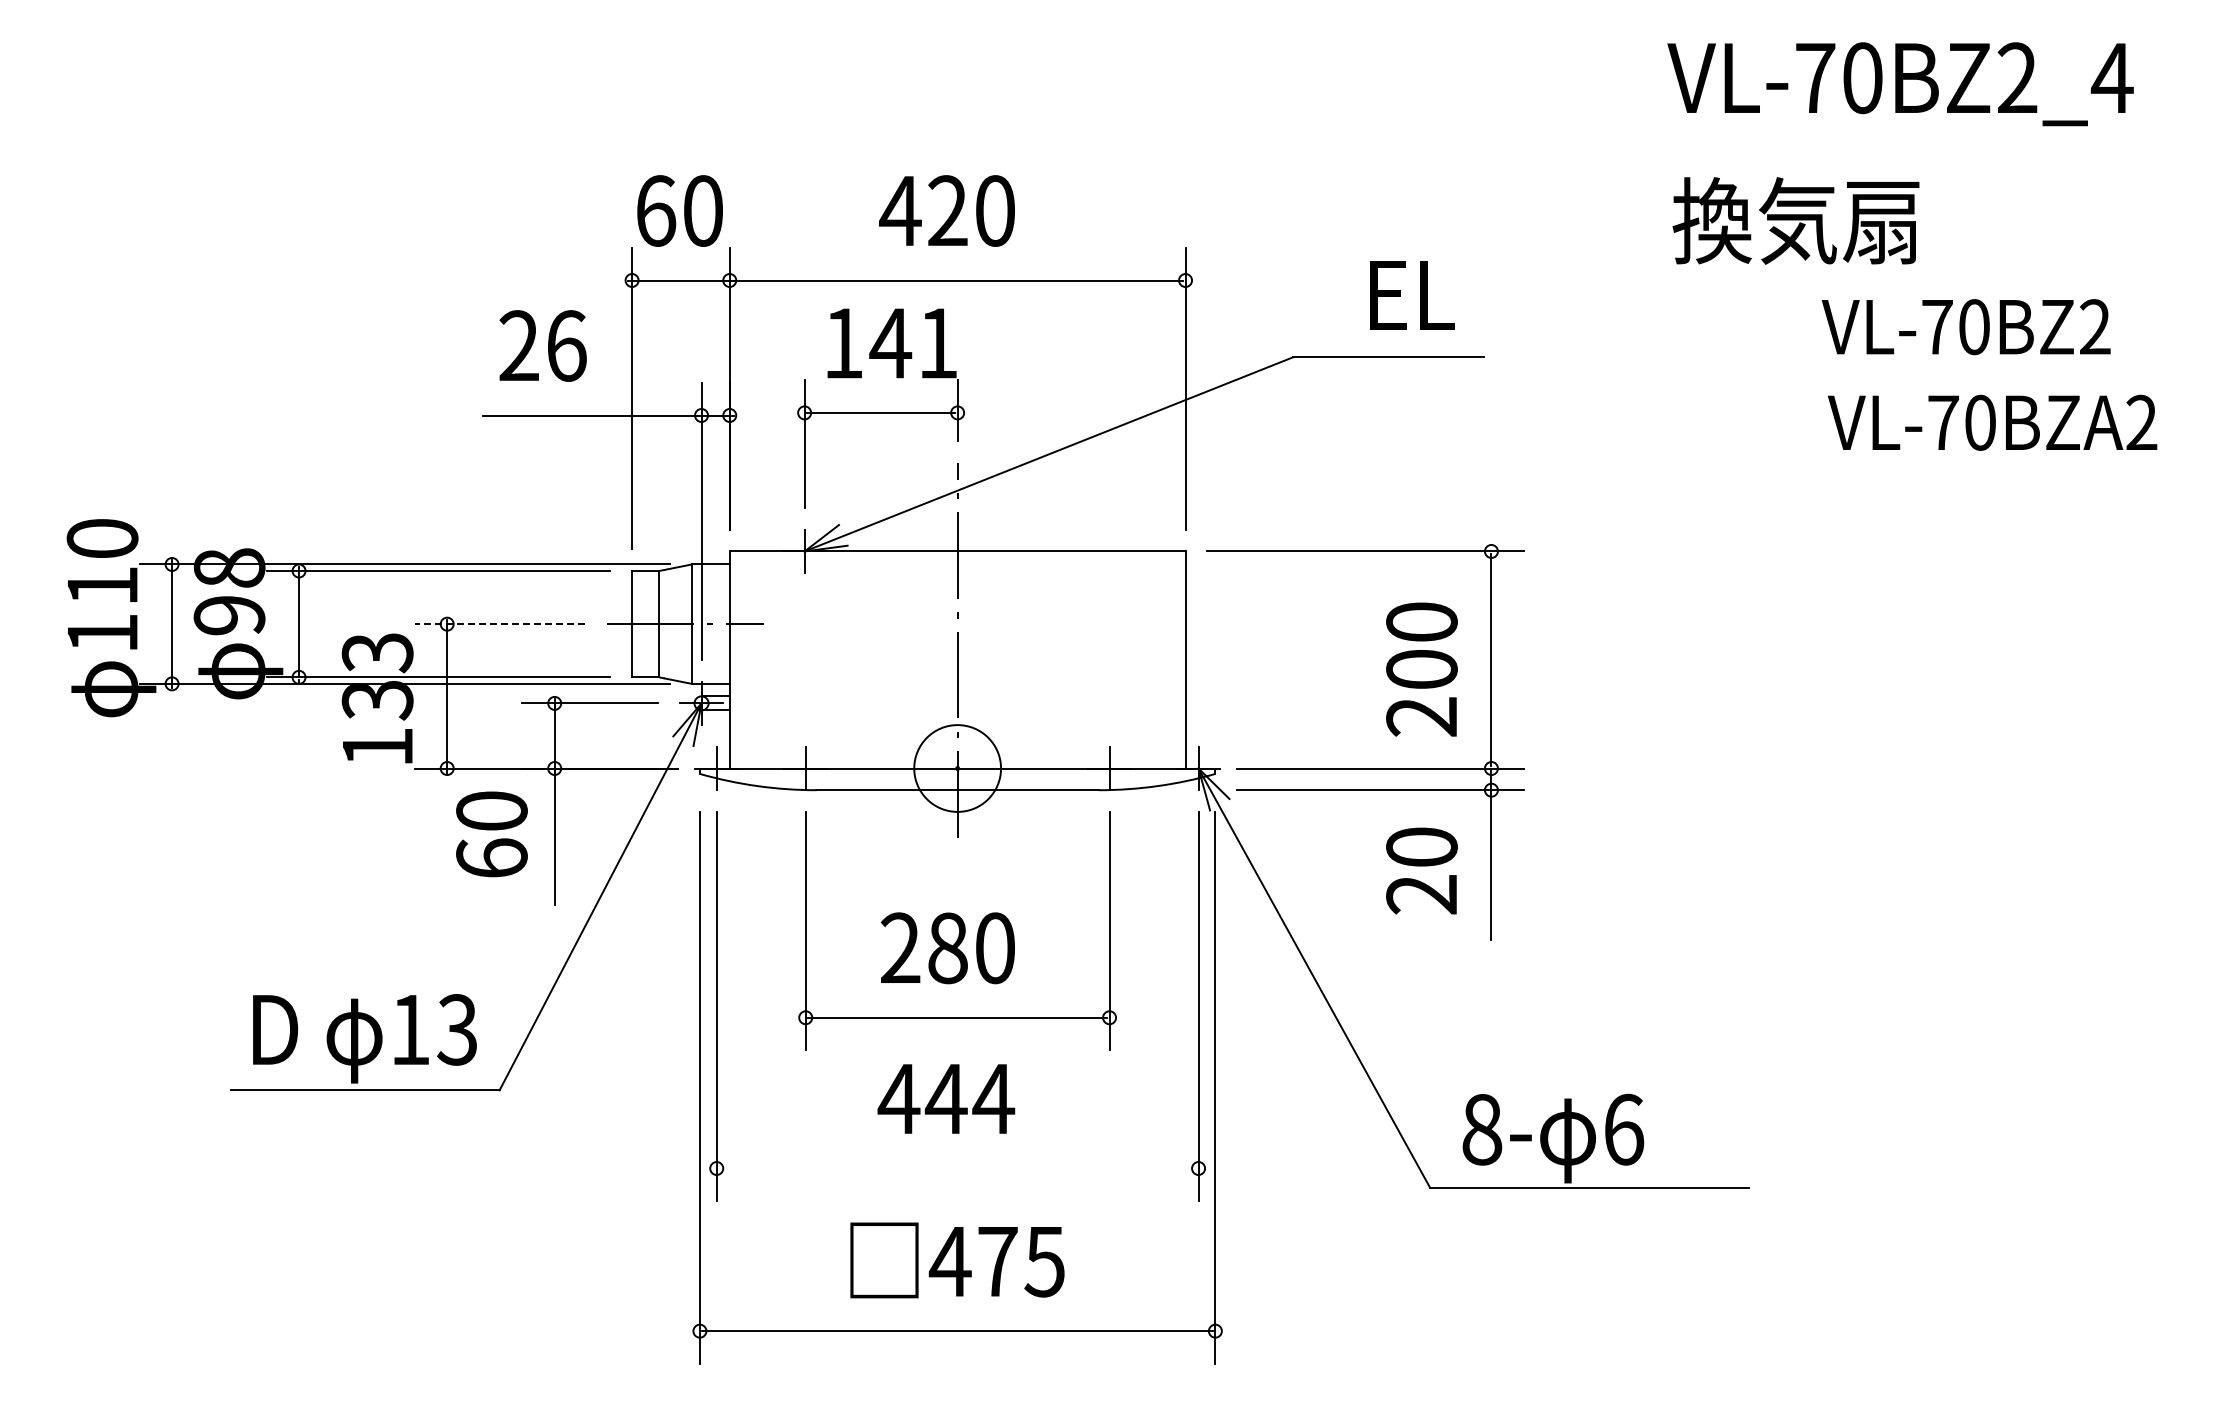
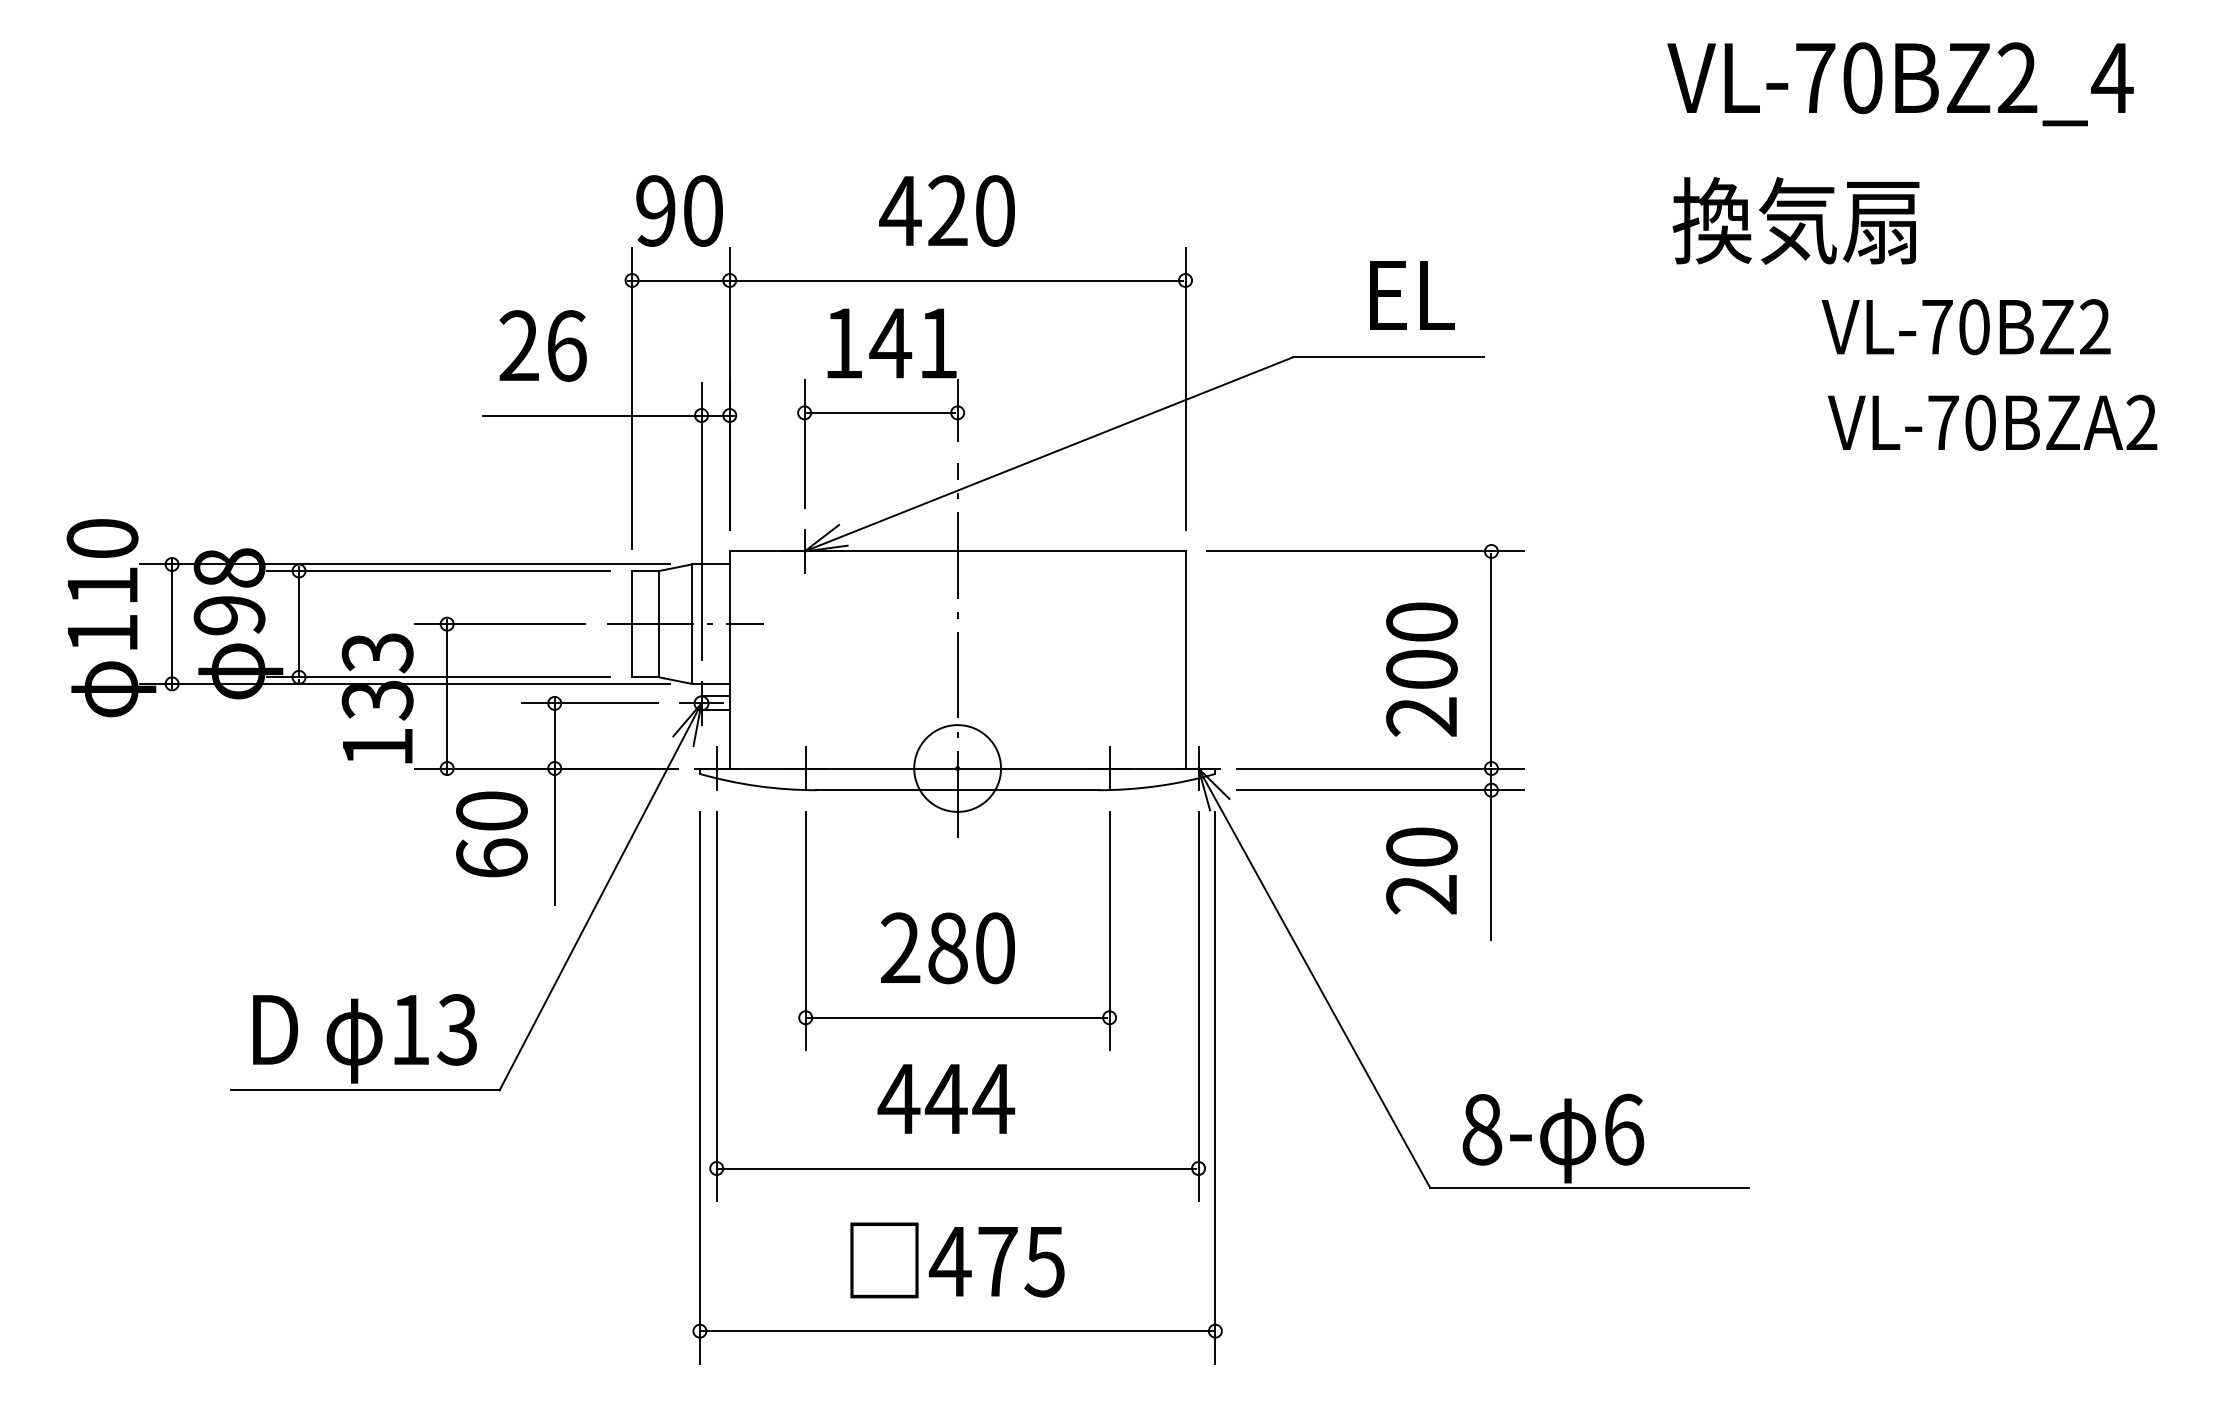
text: 60 -> 90 (656, 210)
line: dashed -> solid (499, 624)
line: none -> present (957, 1168)
